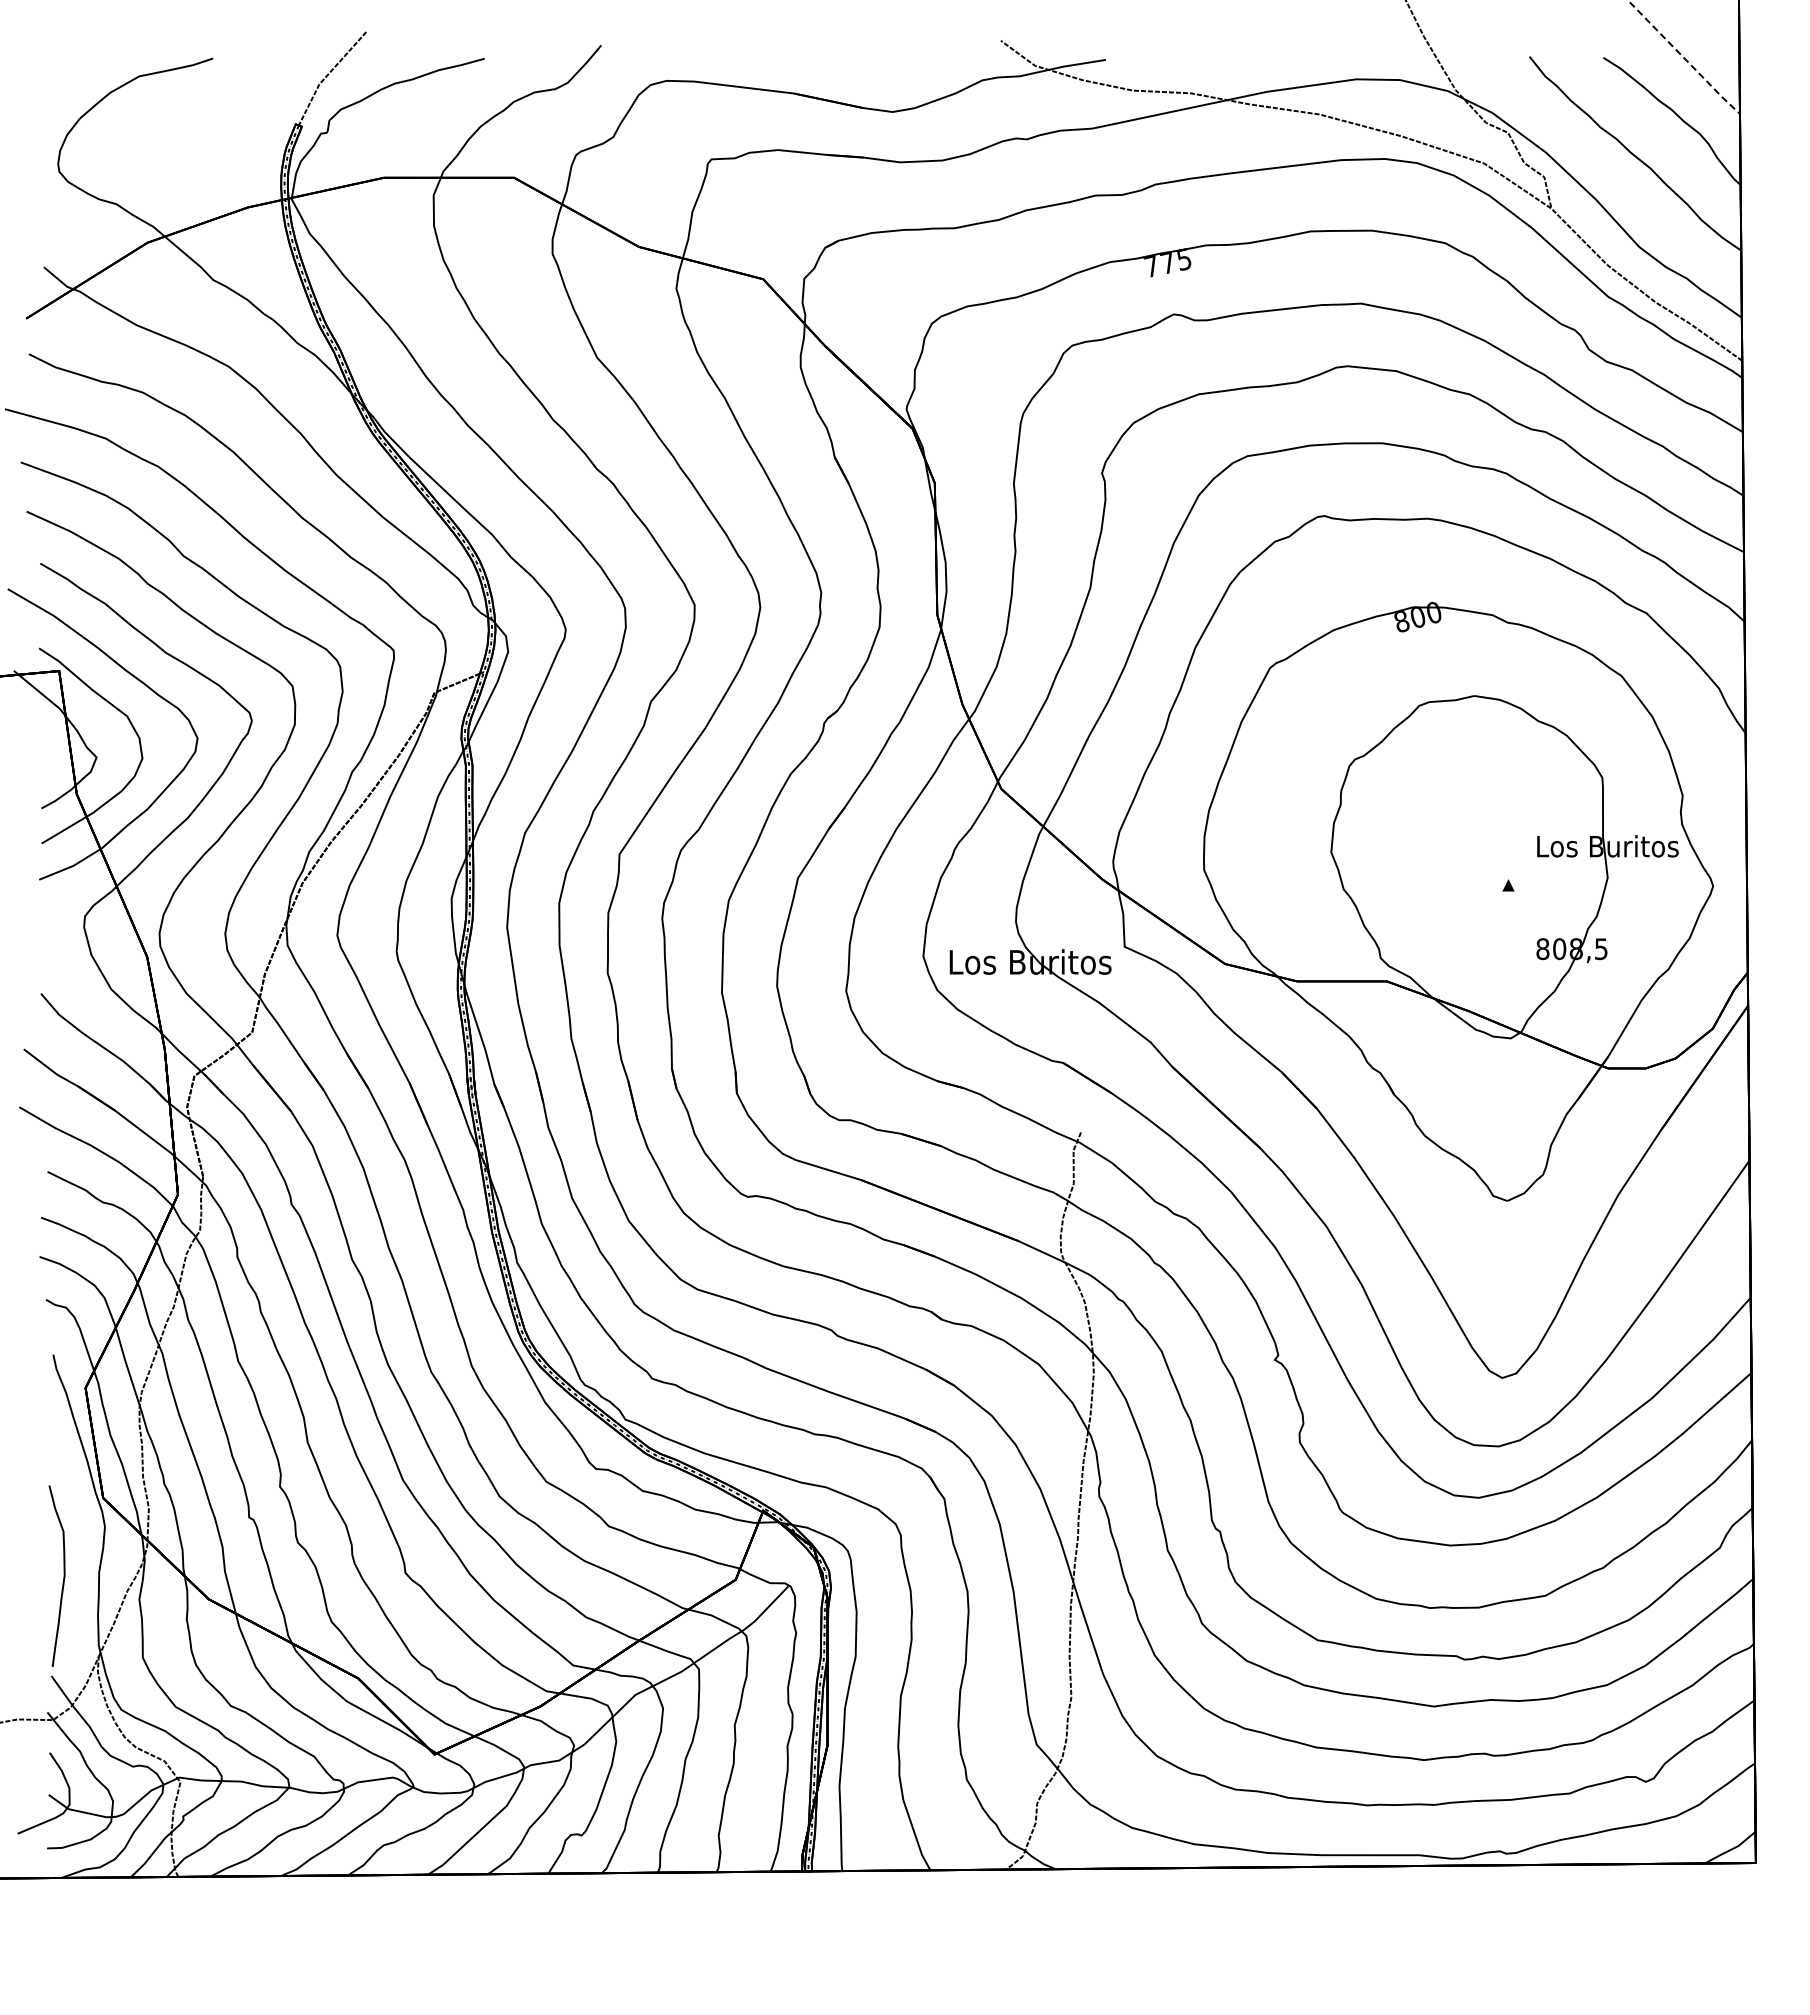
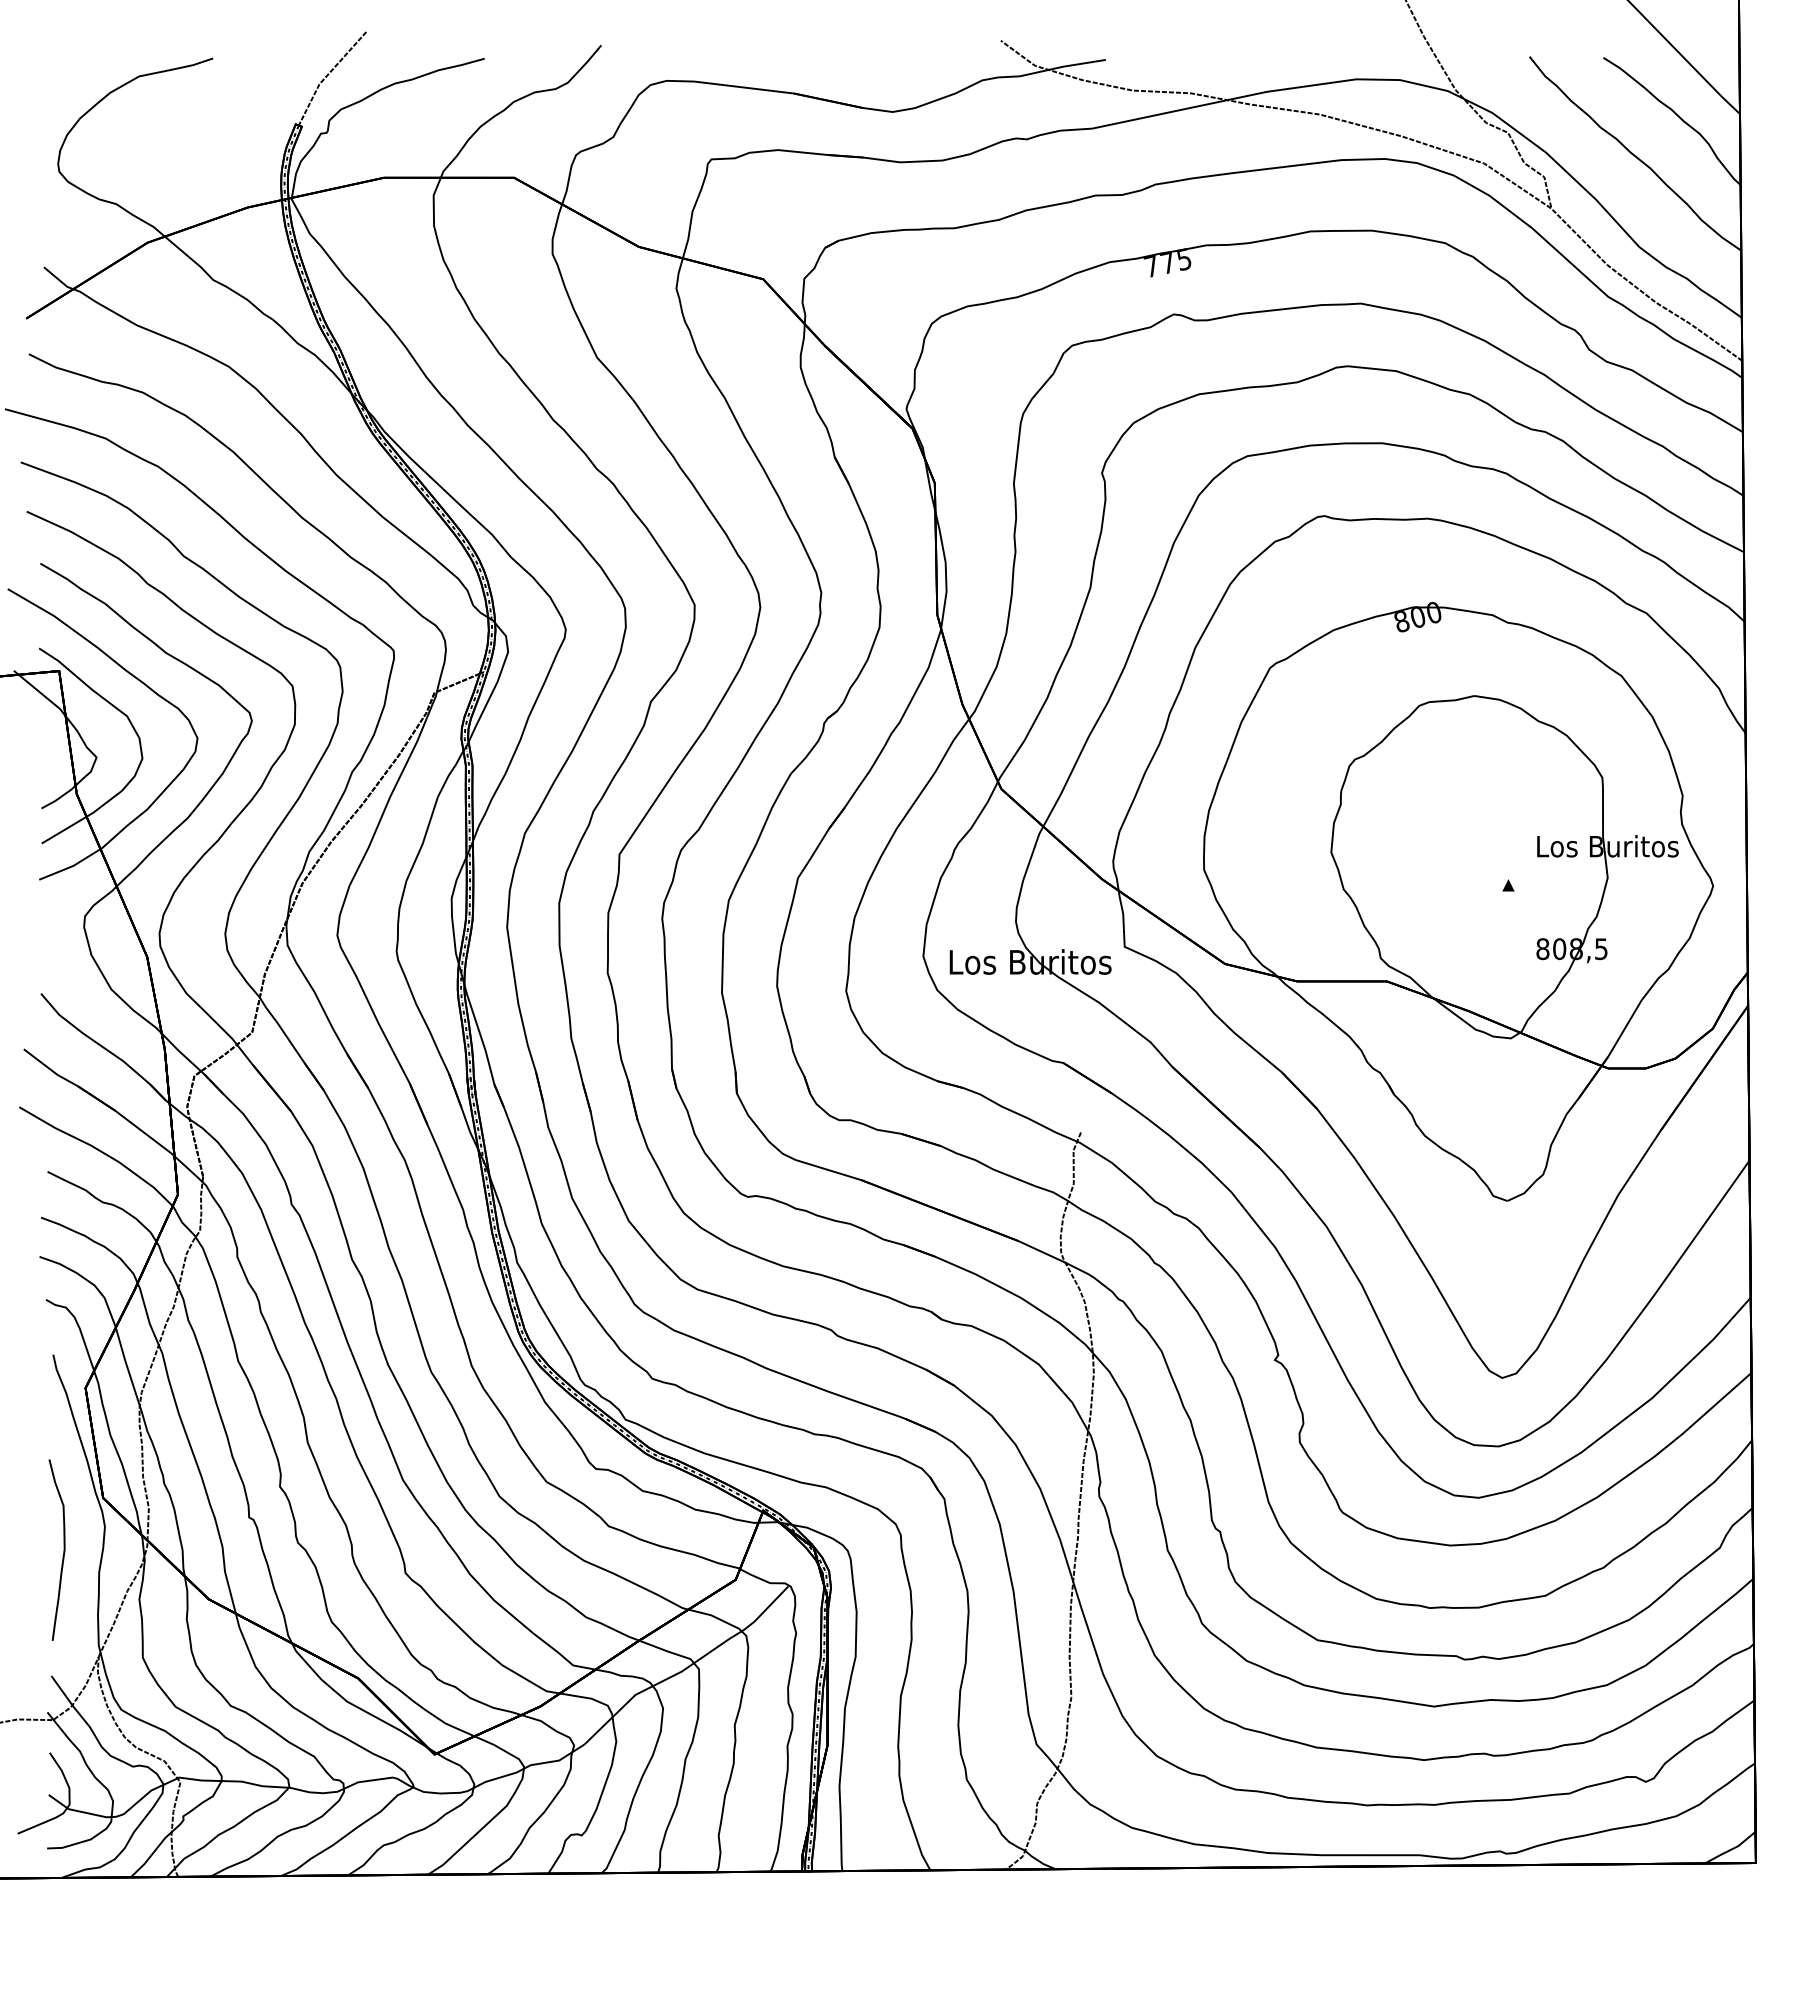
line: dashed -> solid (1684, 58)
curve position: (63, 1575) -> (63, 1549) (63, 1549)
